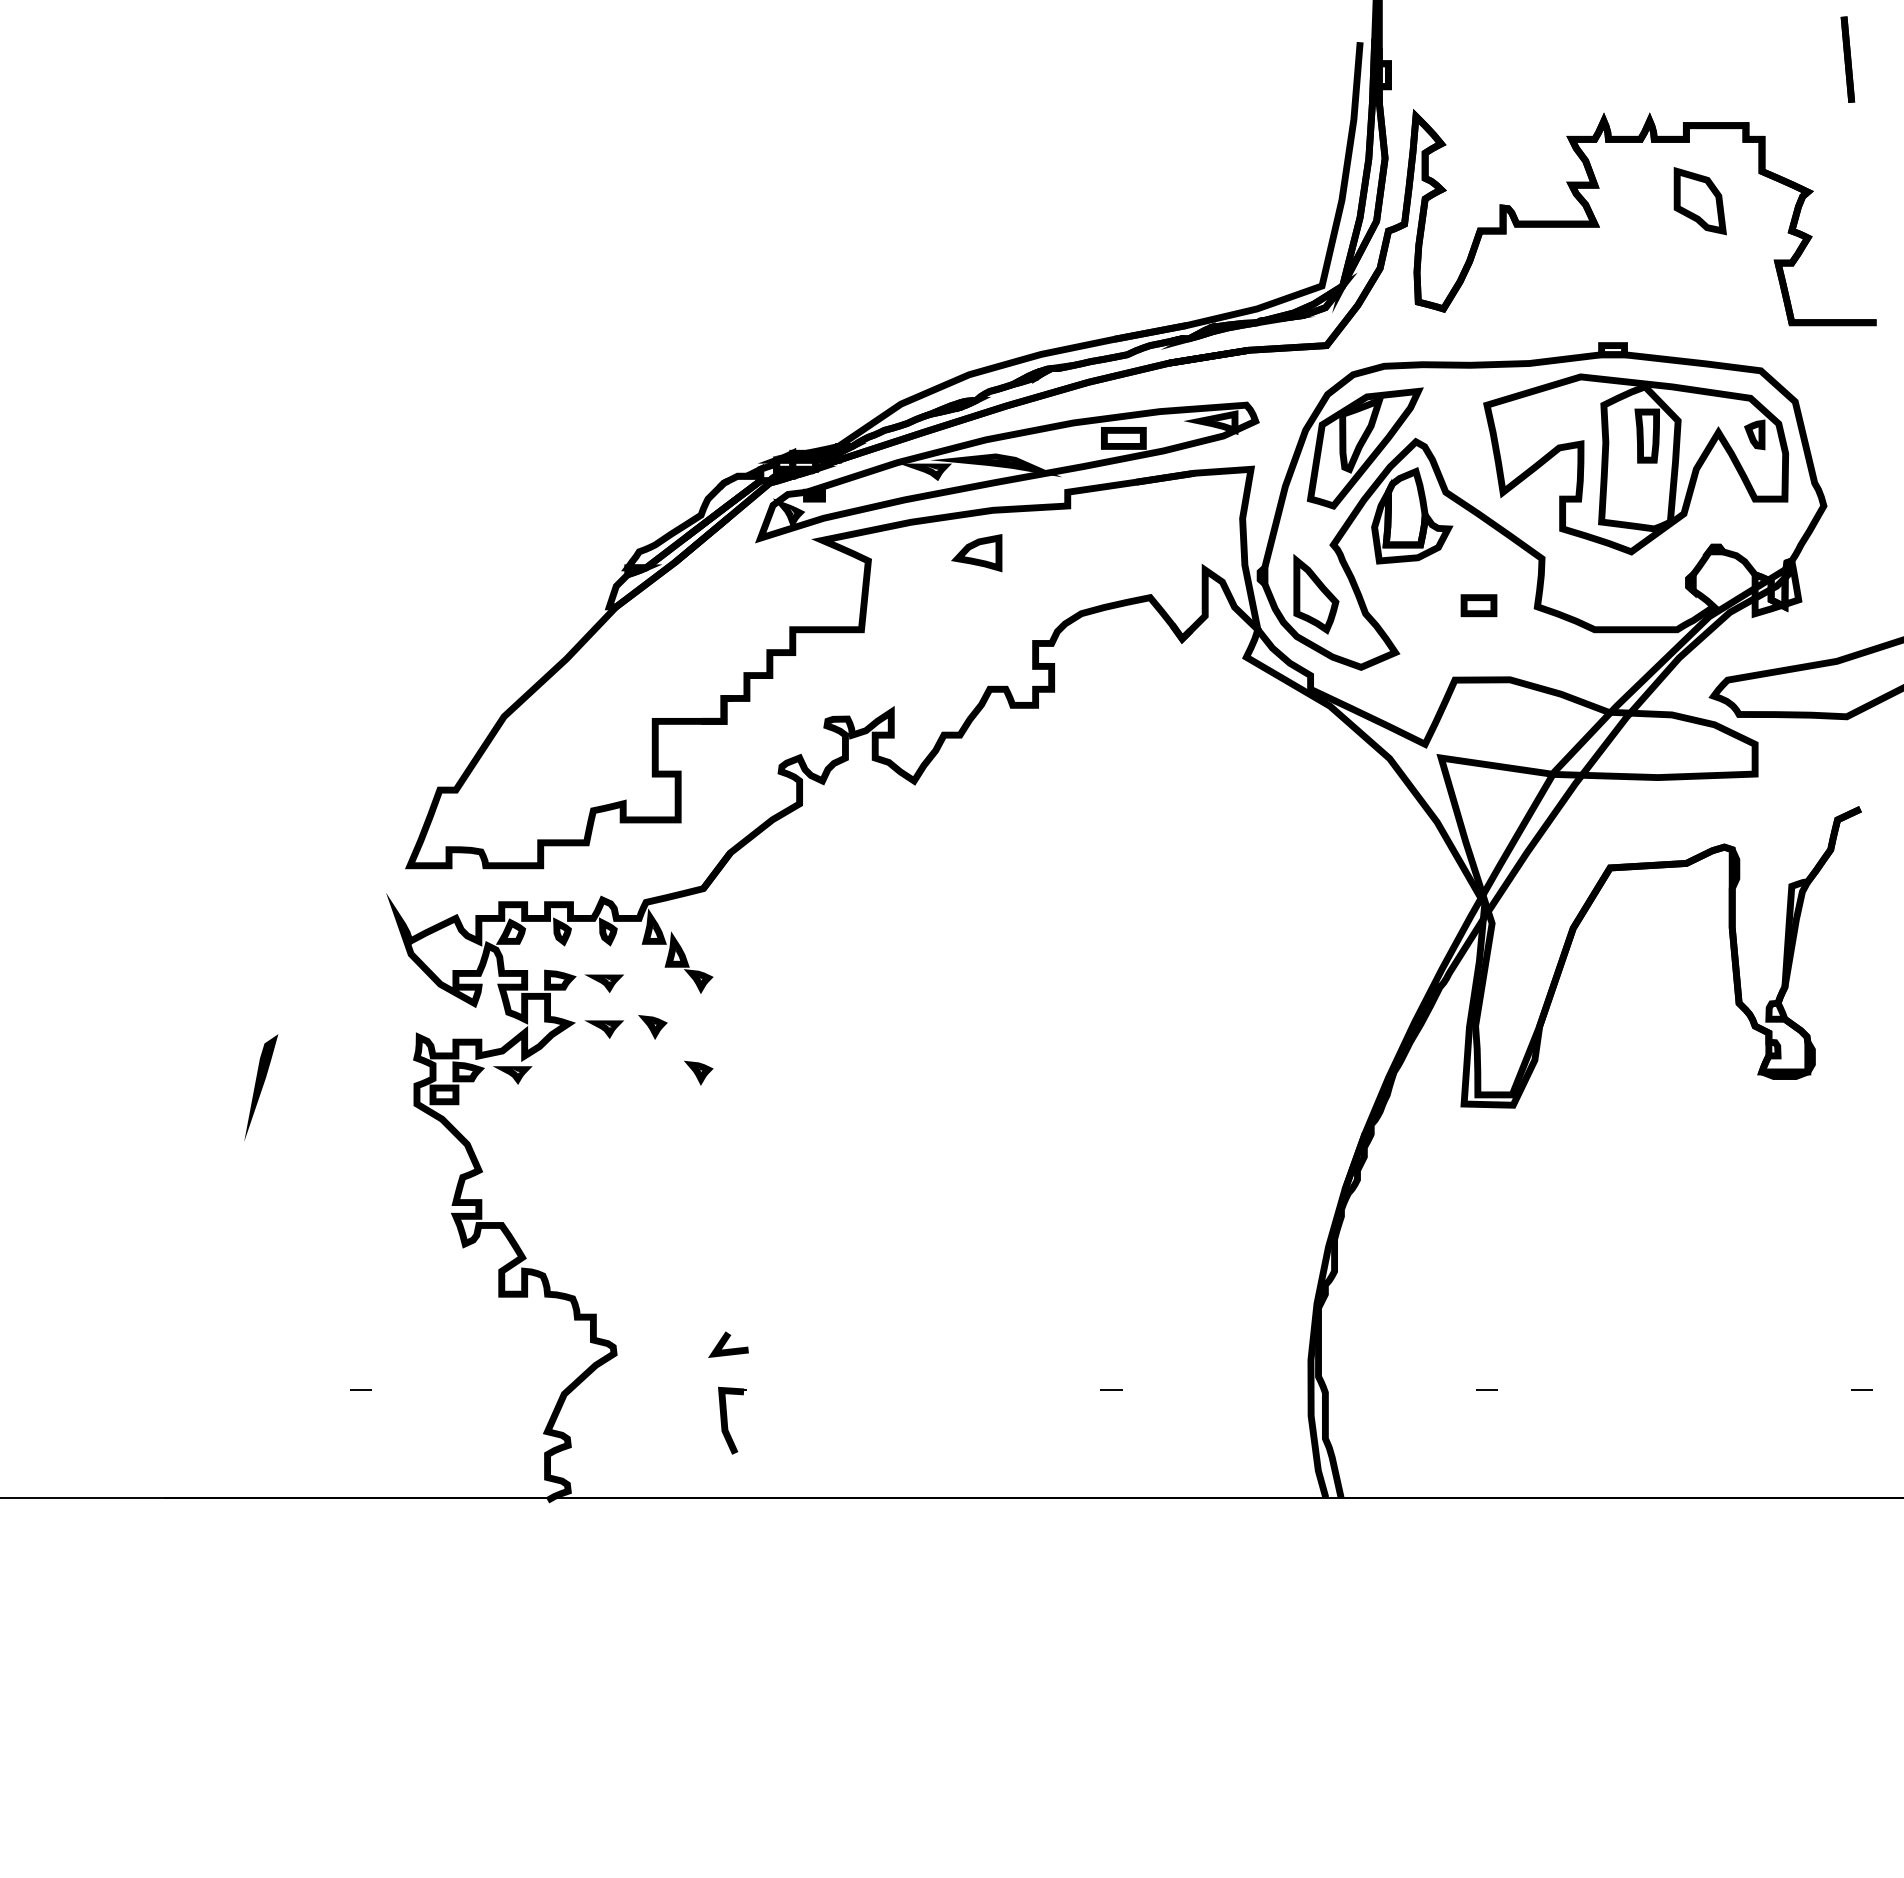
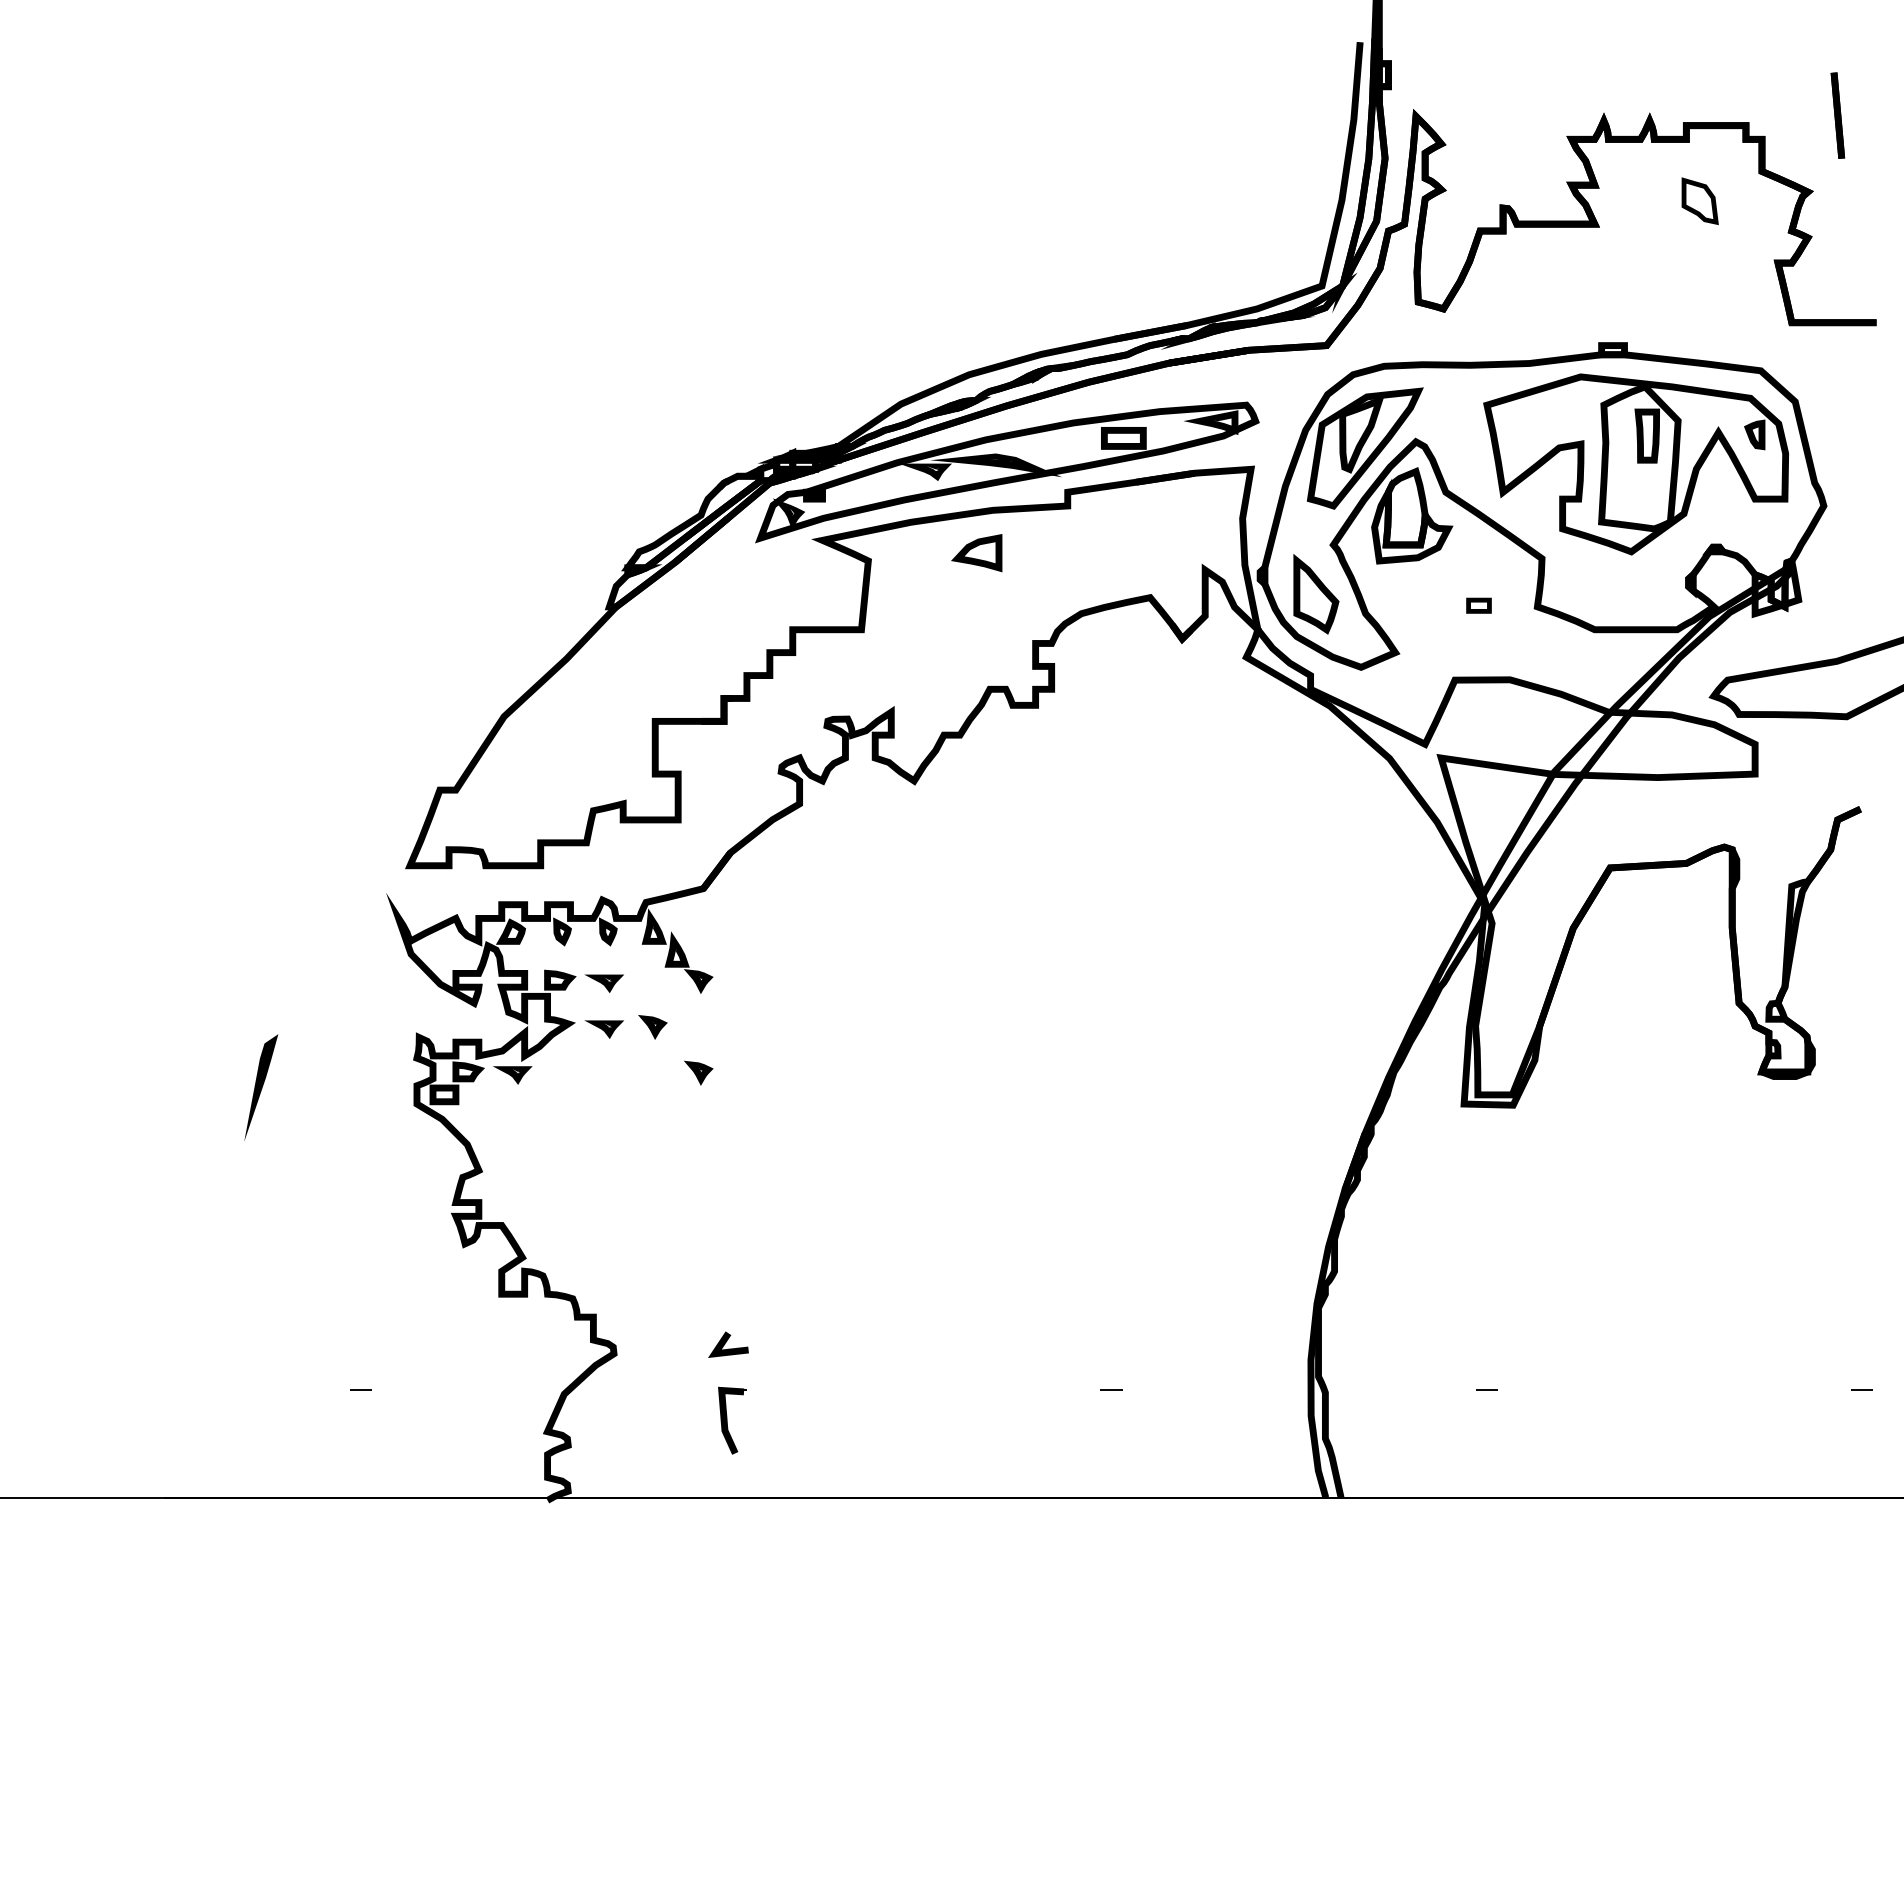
part position: (1847, 59) -> (1837, 115) (1837, 115)
part size: 54x69 px -> 38x49 px (1699, 201)
part size: 38x24 px -> 26x17 px (1478, 605)
